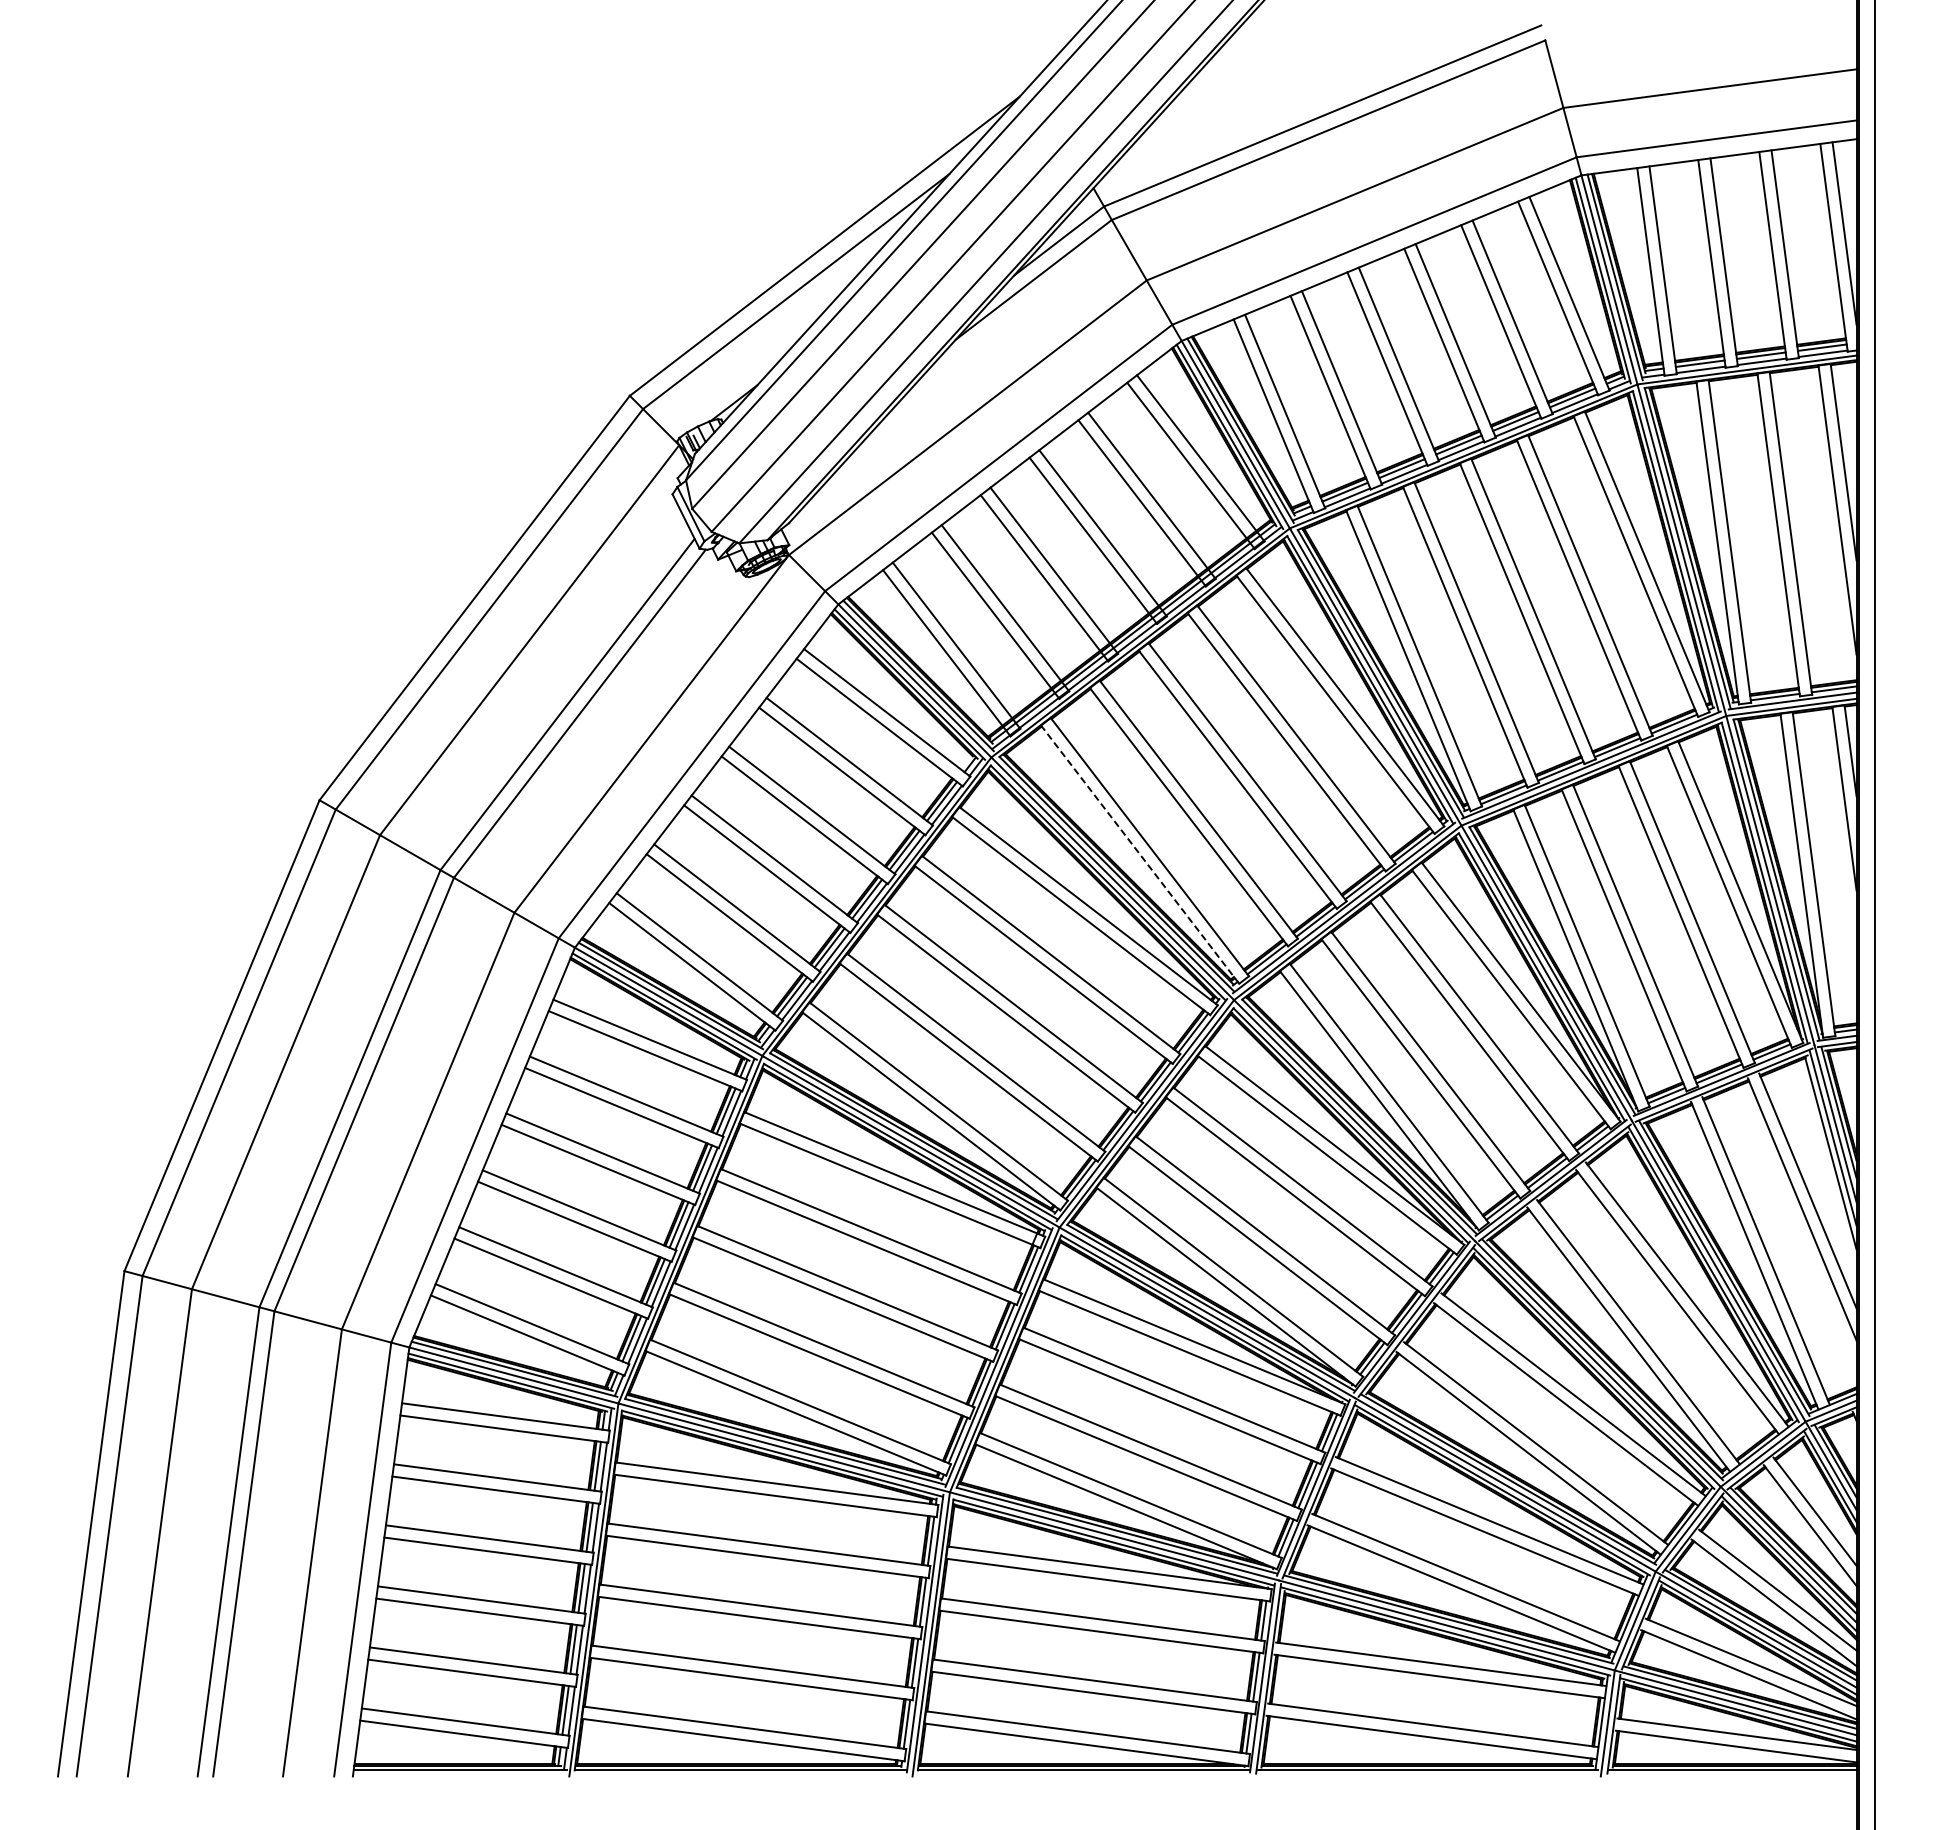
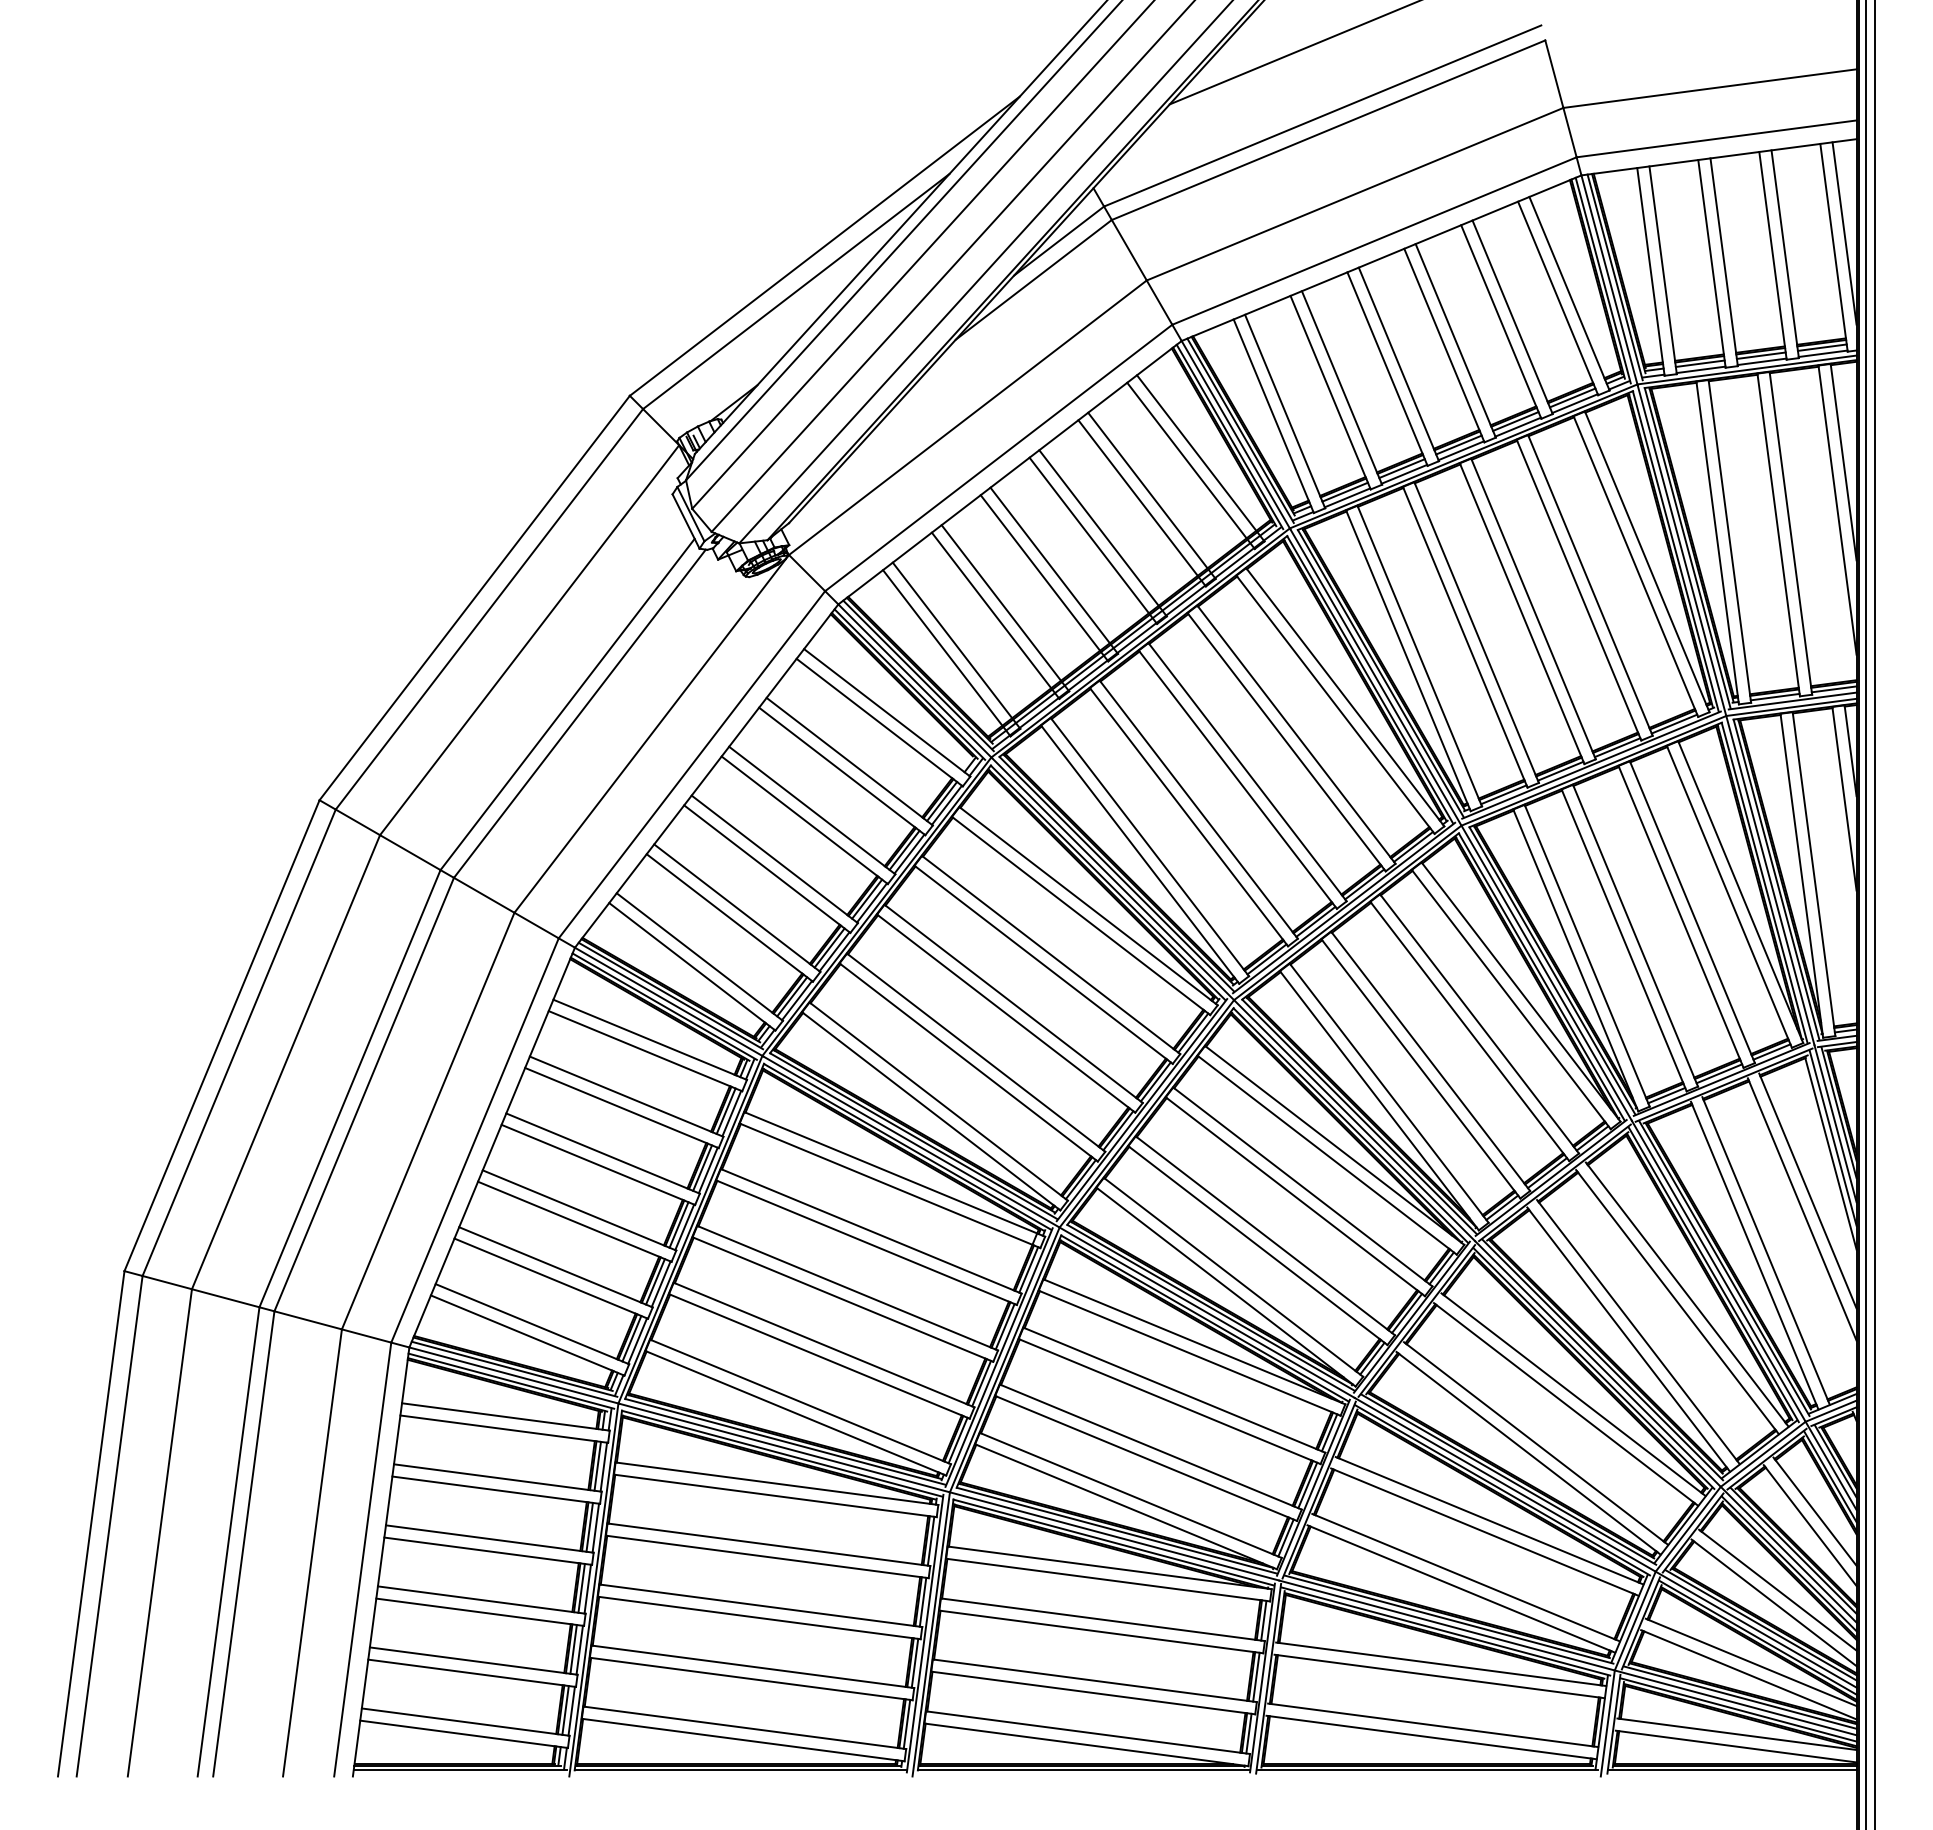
line: none -> present (1292, 53)
line: dashed -> solid (1140, 854)
line: none -> present (1865, 914)
